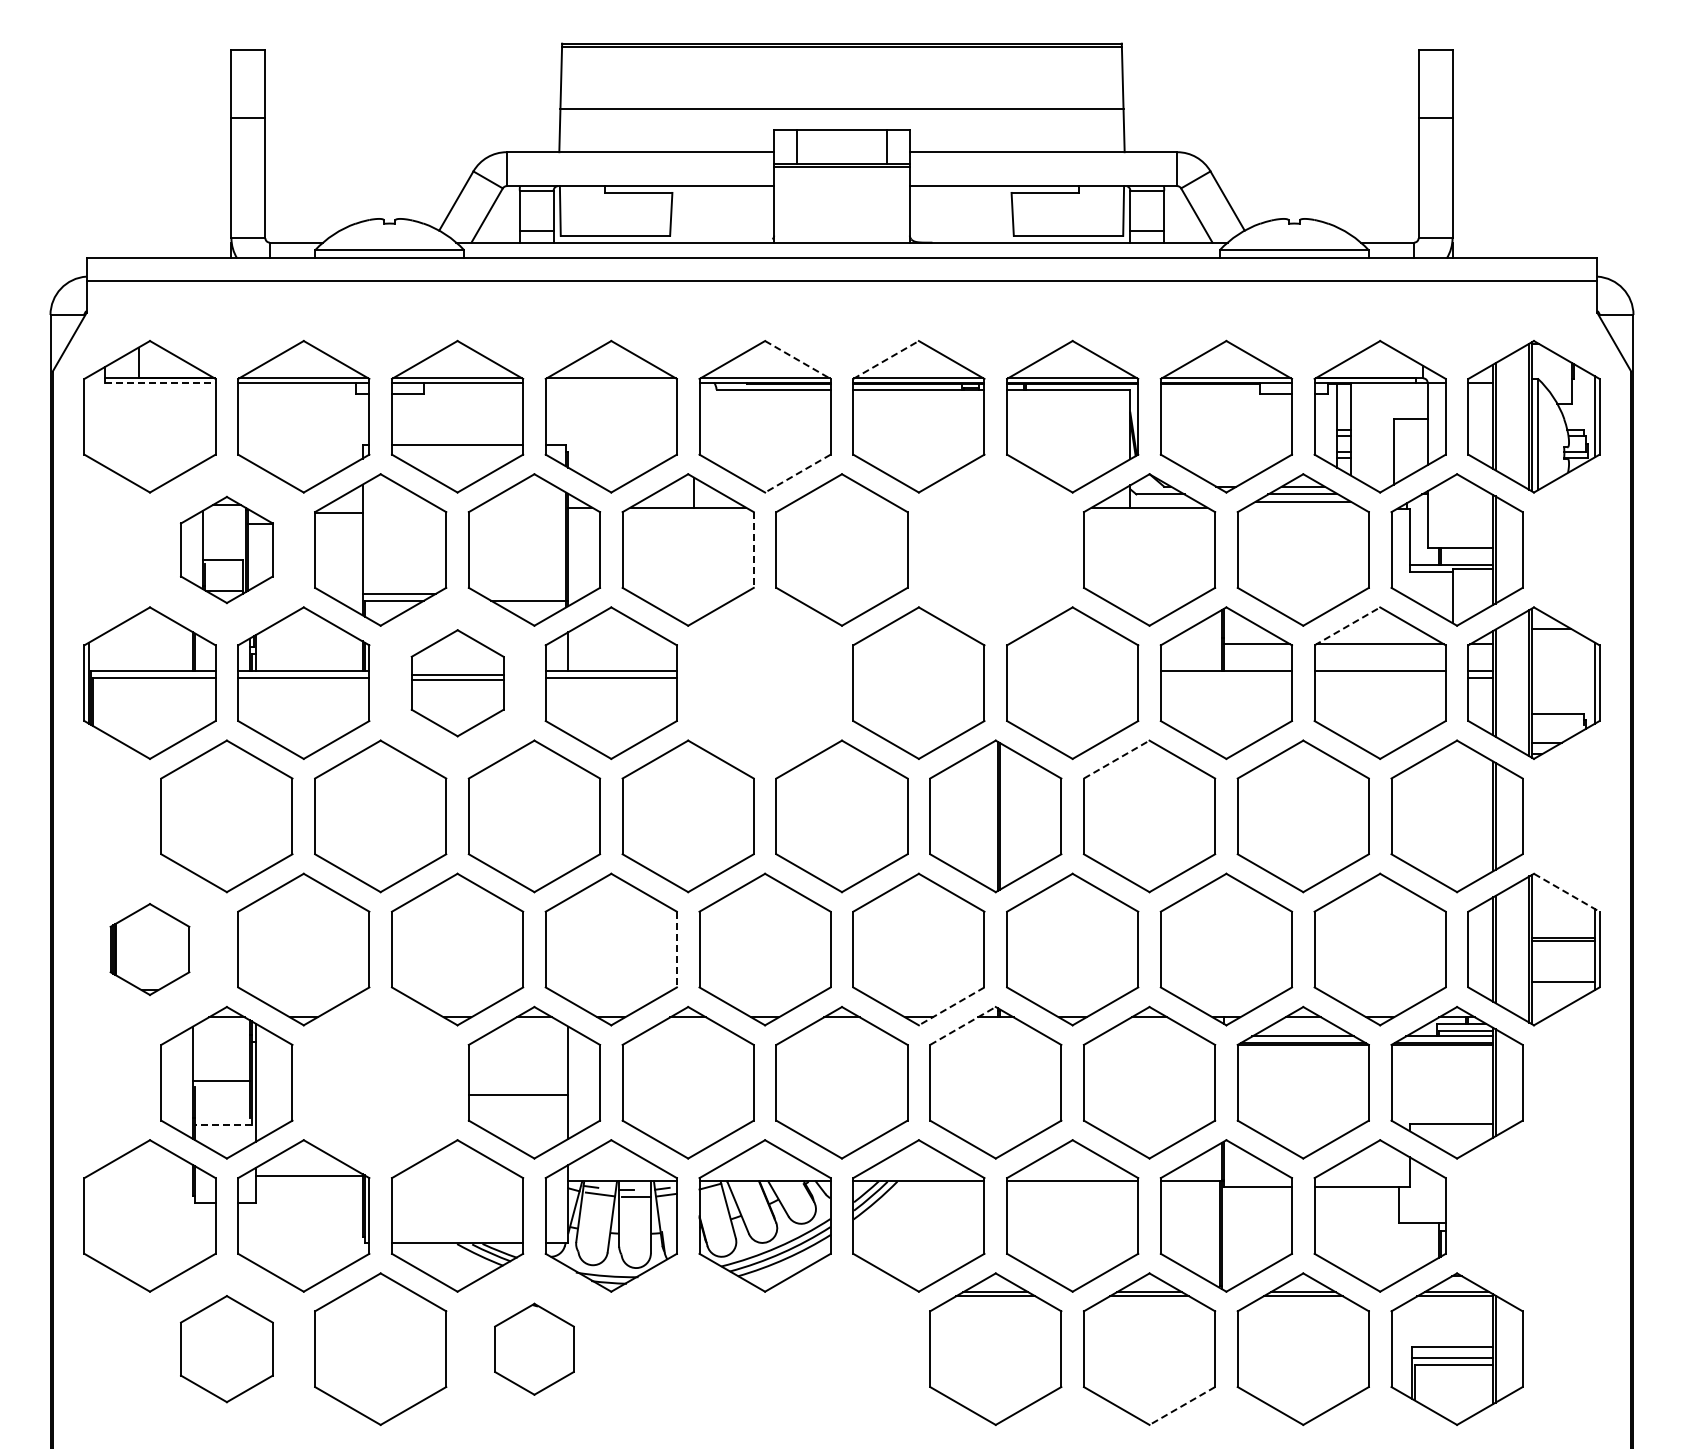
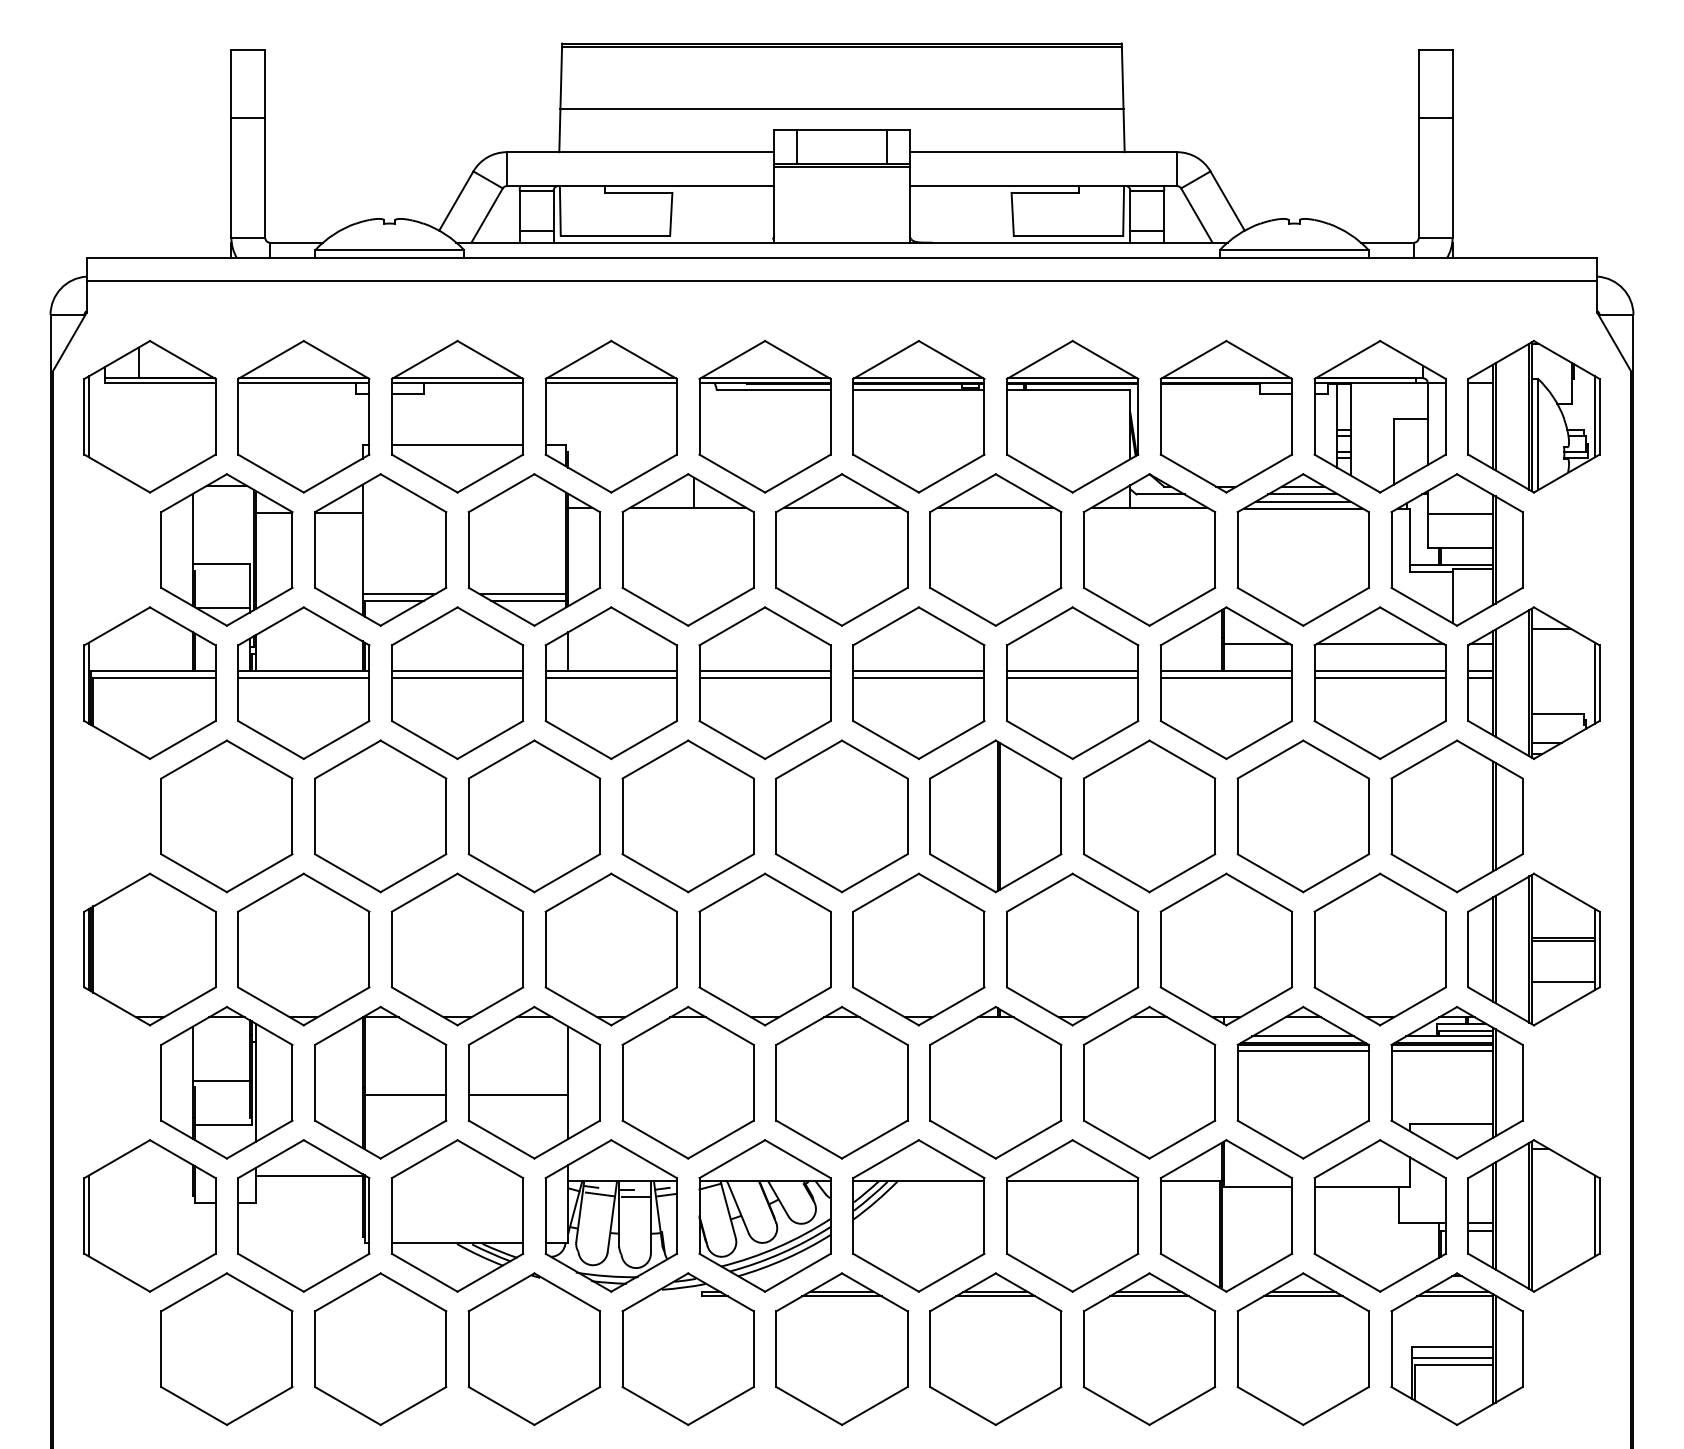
line: dashed -> solid (797, 359)
line: dashed -> solid (886, 359)
line: dashed -> solid (160, 382)
line: none -> present (610, 382)
line: none -> present (88, 416)
line: dashed -> solid (797, 473)
line: none -> present (841, 507)
line: none -> present (1303, 508)
line: none -> present (1460, 514)
part size: 94x110 px -> 134x154 px (226, 549)
part: none -> present (995, 549)
line: dashed -> solid (753, 550)
line: none -> present (522, 594)
line: dashed -> solid (1347, 626)
line: none -> present (918, 671)
line: none -> present (1072, 671)
line: none -> present (918, 678)
line: none -> present (1072, 678)
line: none -> present (1226, 678)
line: none -> present (1379, 678)
part: none -> present (764, 682)
part size: 95x109 px -> 134x155 px (457, 683)
line: dashed -> solid (1116, 759)
line: dashed -> solid (1566, 892)
part size: 82x93 px -> 134x155 px (149, 949)
line: dashed -> solid (676, 949)
line: dashed -> solid (951, 1006)
line: dashed -> solid (962, 1025)
line: none -> present (1302, 1051)
line: none -> present (1442, 1051)
part: none -> present (380, 1082)
line: dashed -> solid (223, 1124)
line: none -> present (88, 1215)
part: none -> present (1533, 1215)
part size: 81x94 px -> 135x155 px (534, 1349)
part: none -> present (687, 1348)
part: none -> present (841, 1348)
part size: 94x109 px -> 134x154 px (226, 1348)
line: dashed -> solid (1182, 1405)
